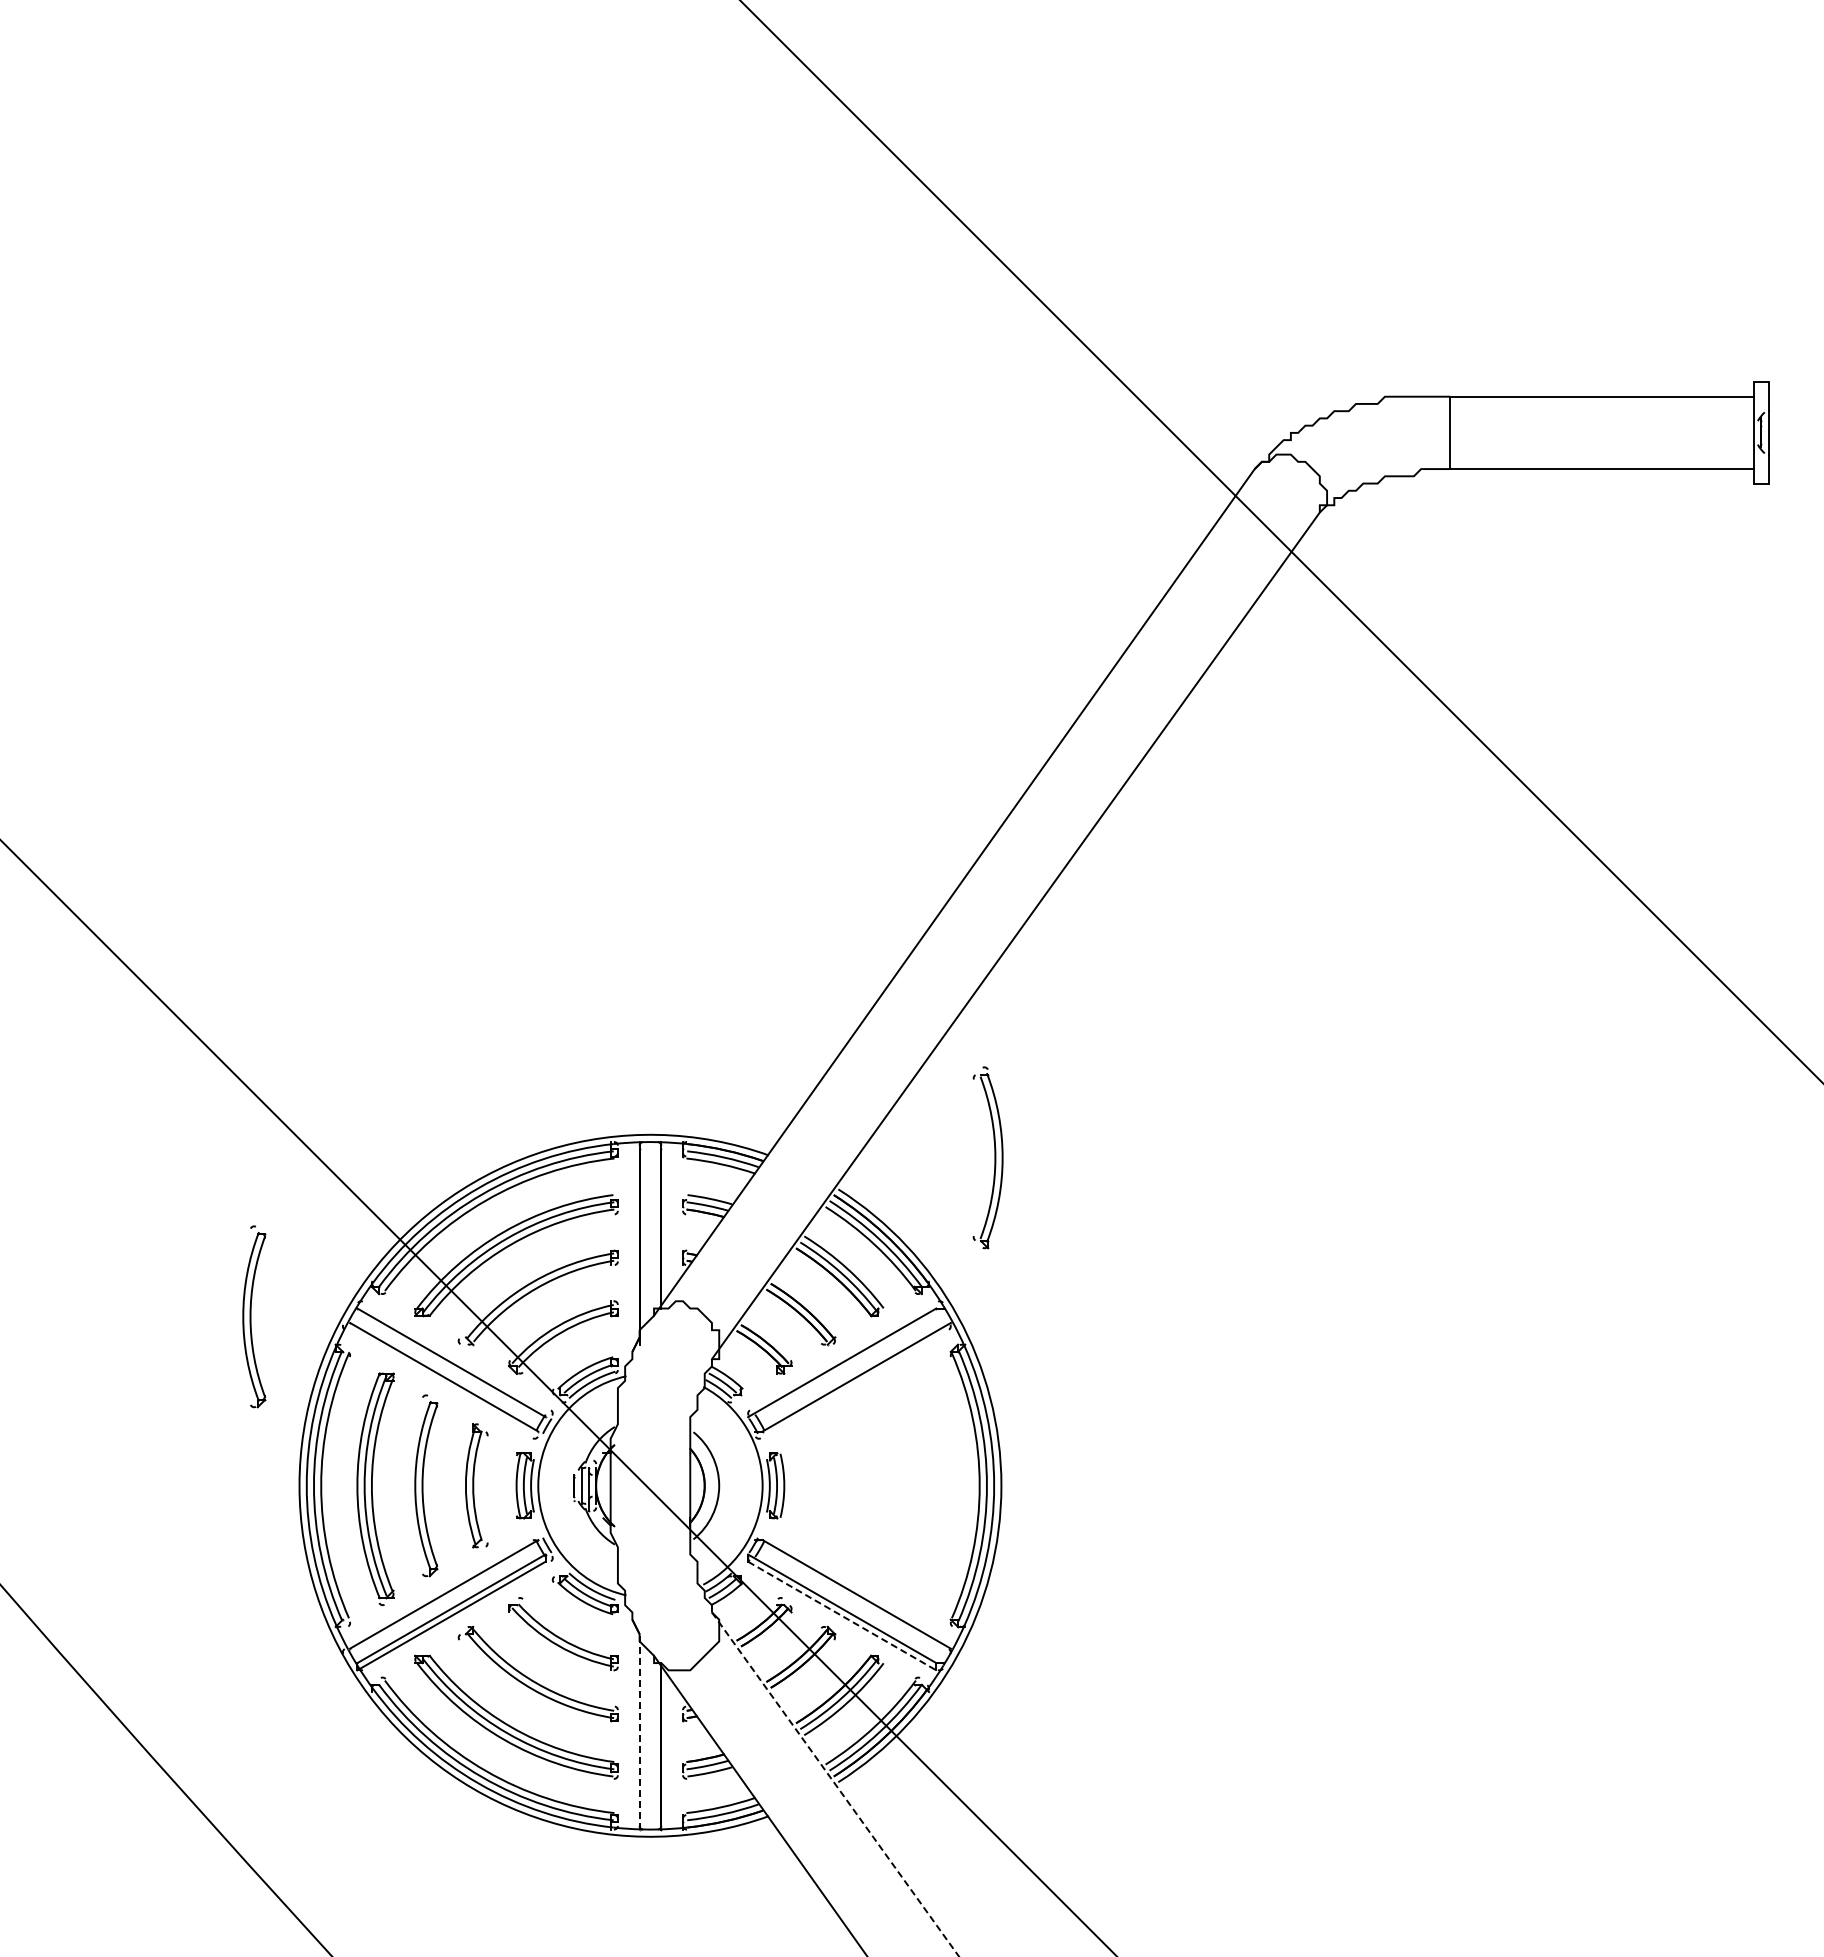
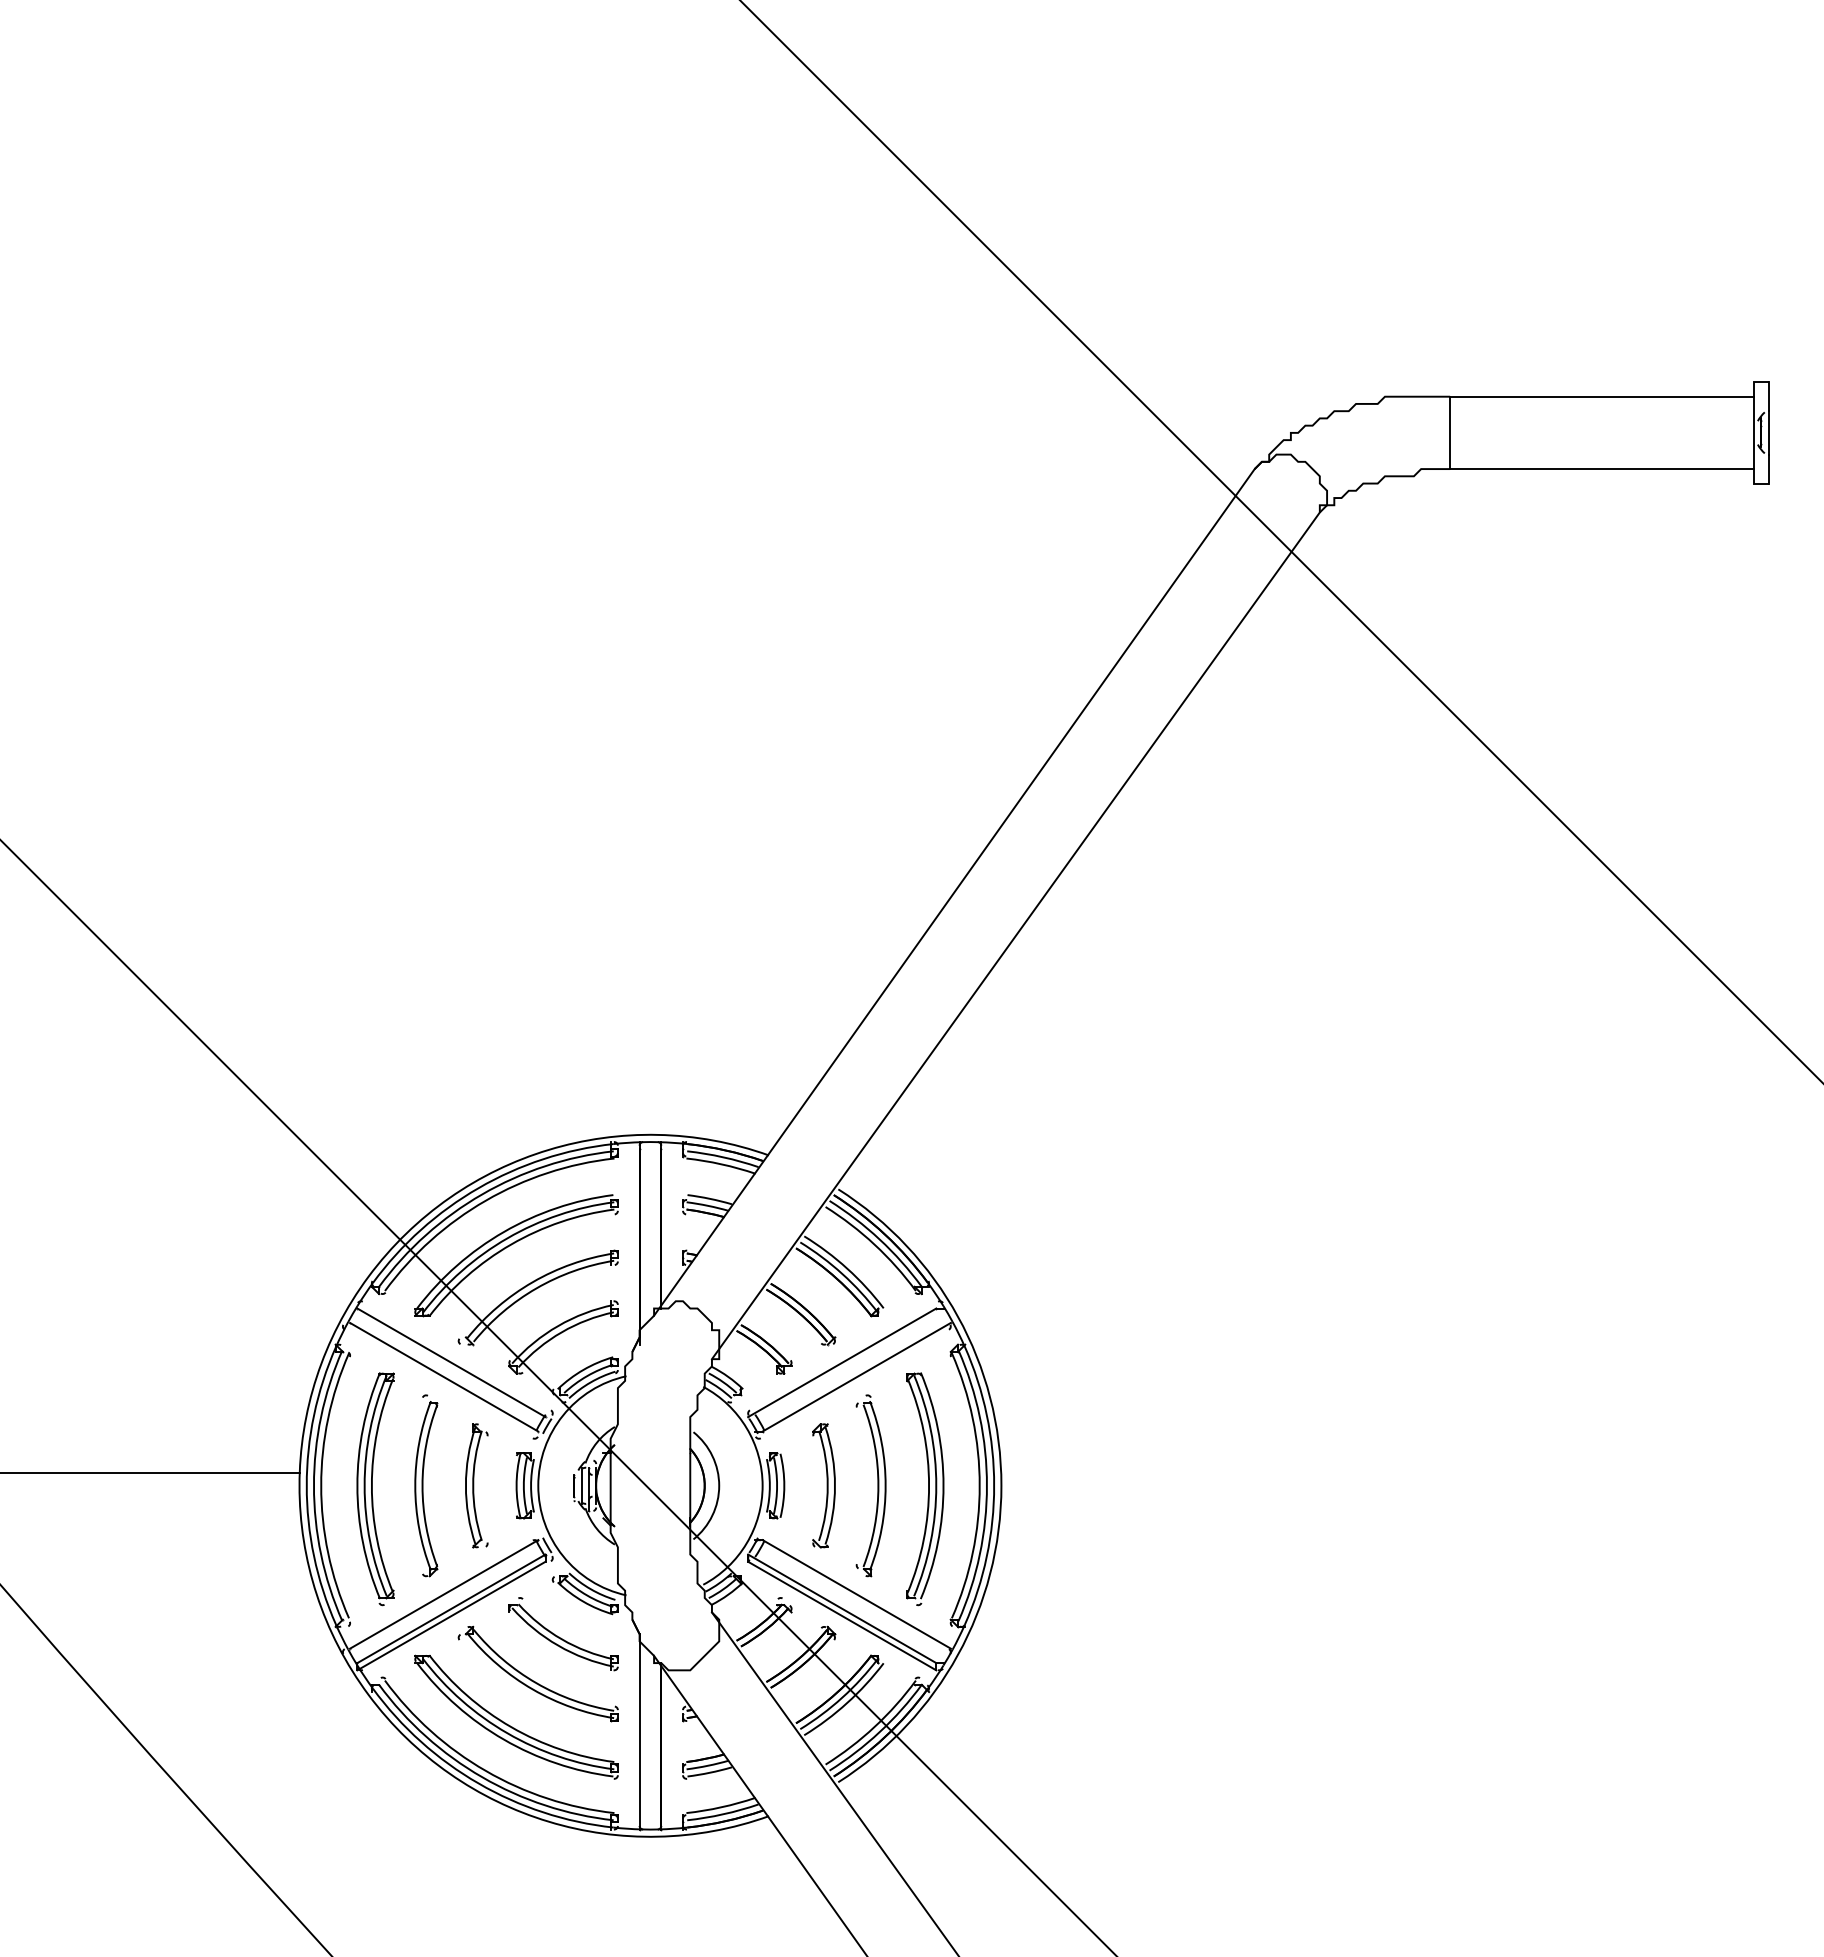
part position: (994, 1157) -> (877, 1485) (877, 1485)
part: present -> none (254, 1316)
line: none -> present (151, 1473)
part: none -> present (823, 1485)
part: none -> present (925, 1489)
line: dashed -> solid (842, 1616)
line: dashed -> solid (639, 1731)
line: dashed -> solid (835, 1784)
